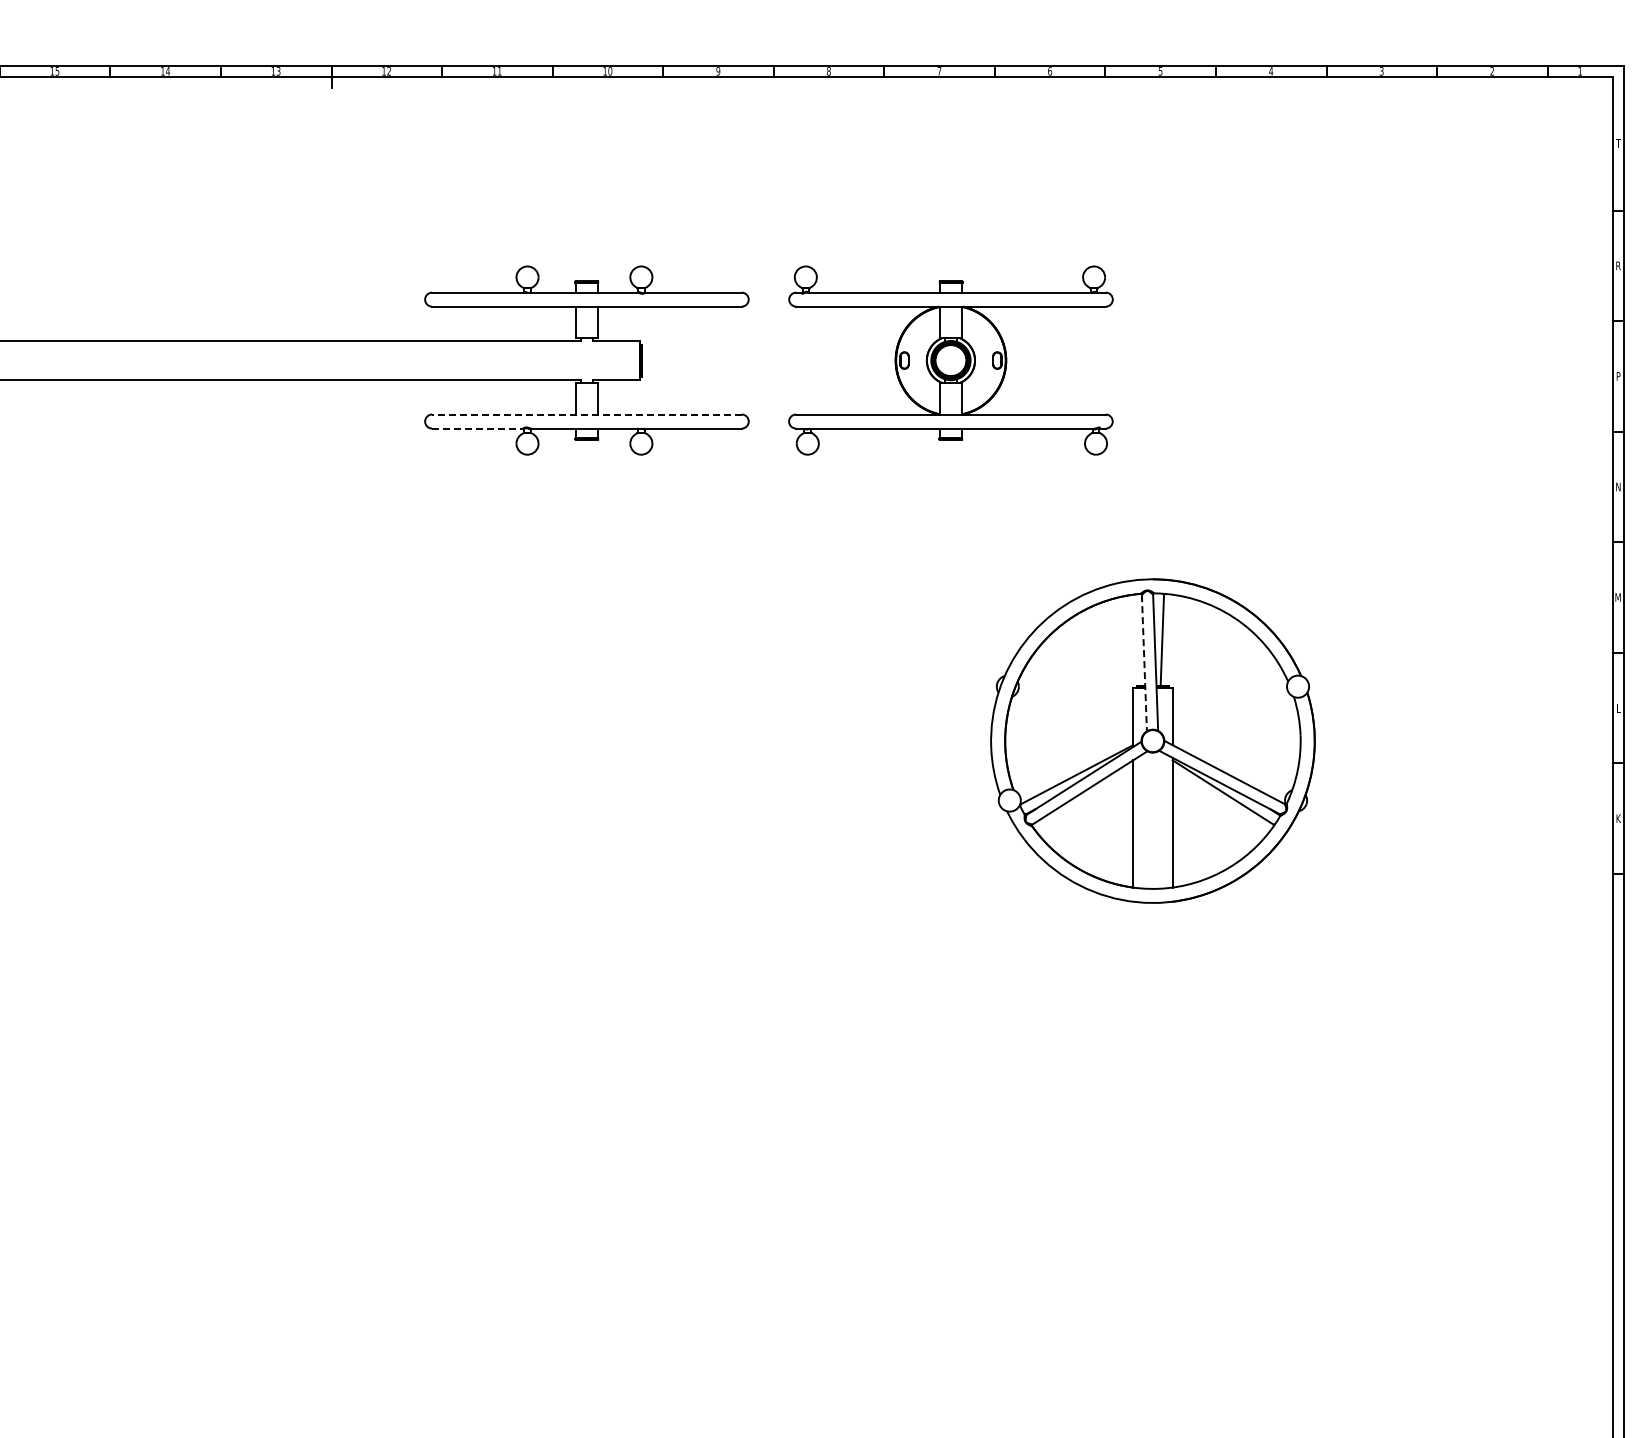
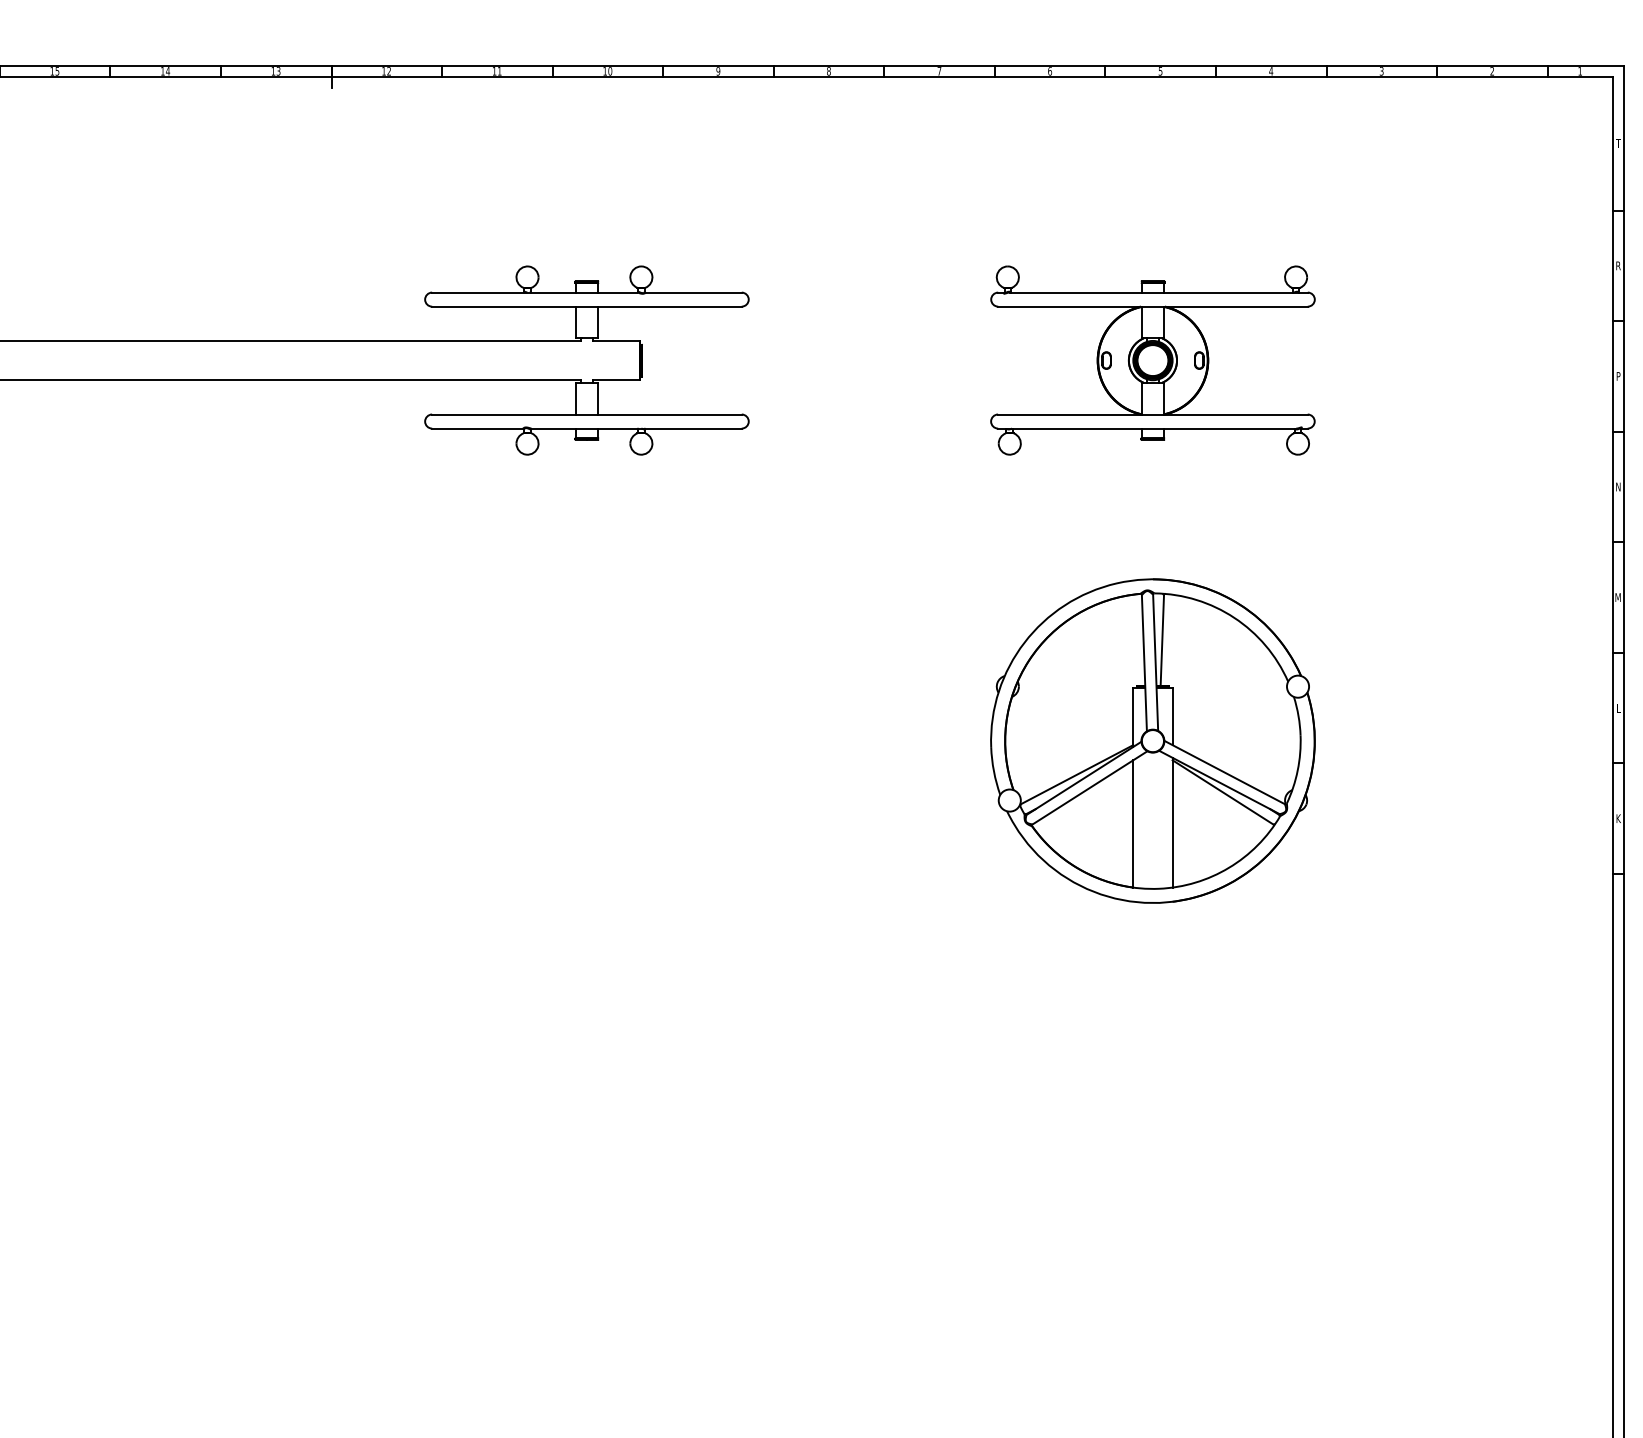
part position: (950, 360) -> (1152, 360) (1152, 360)
line: dashed -> solid (586, 414)
line: dashed -> solid (477, 428)
line: dashed -> solid (1144, 663)
